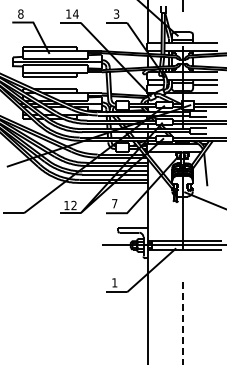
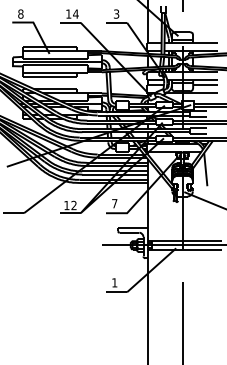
line: dashed -> solid (182, 323)
